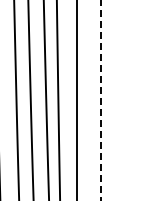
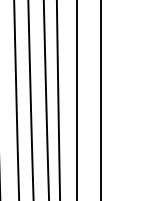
line: dashed -> solid (101, 100)
